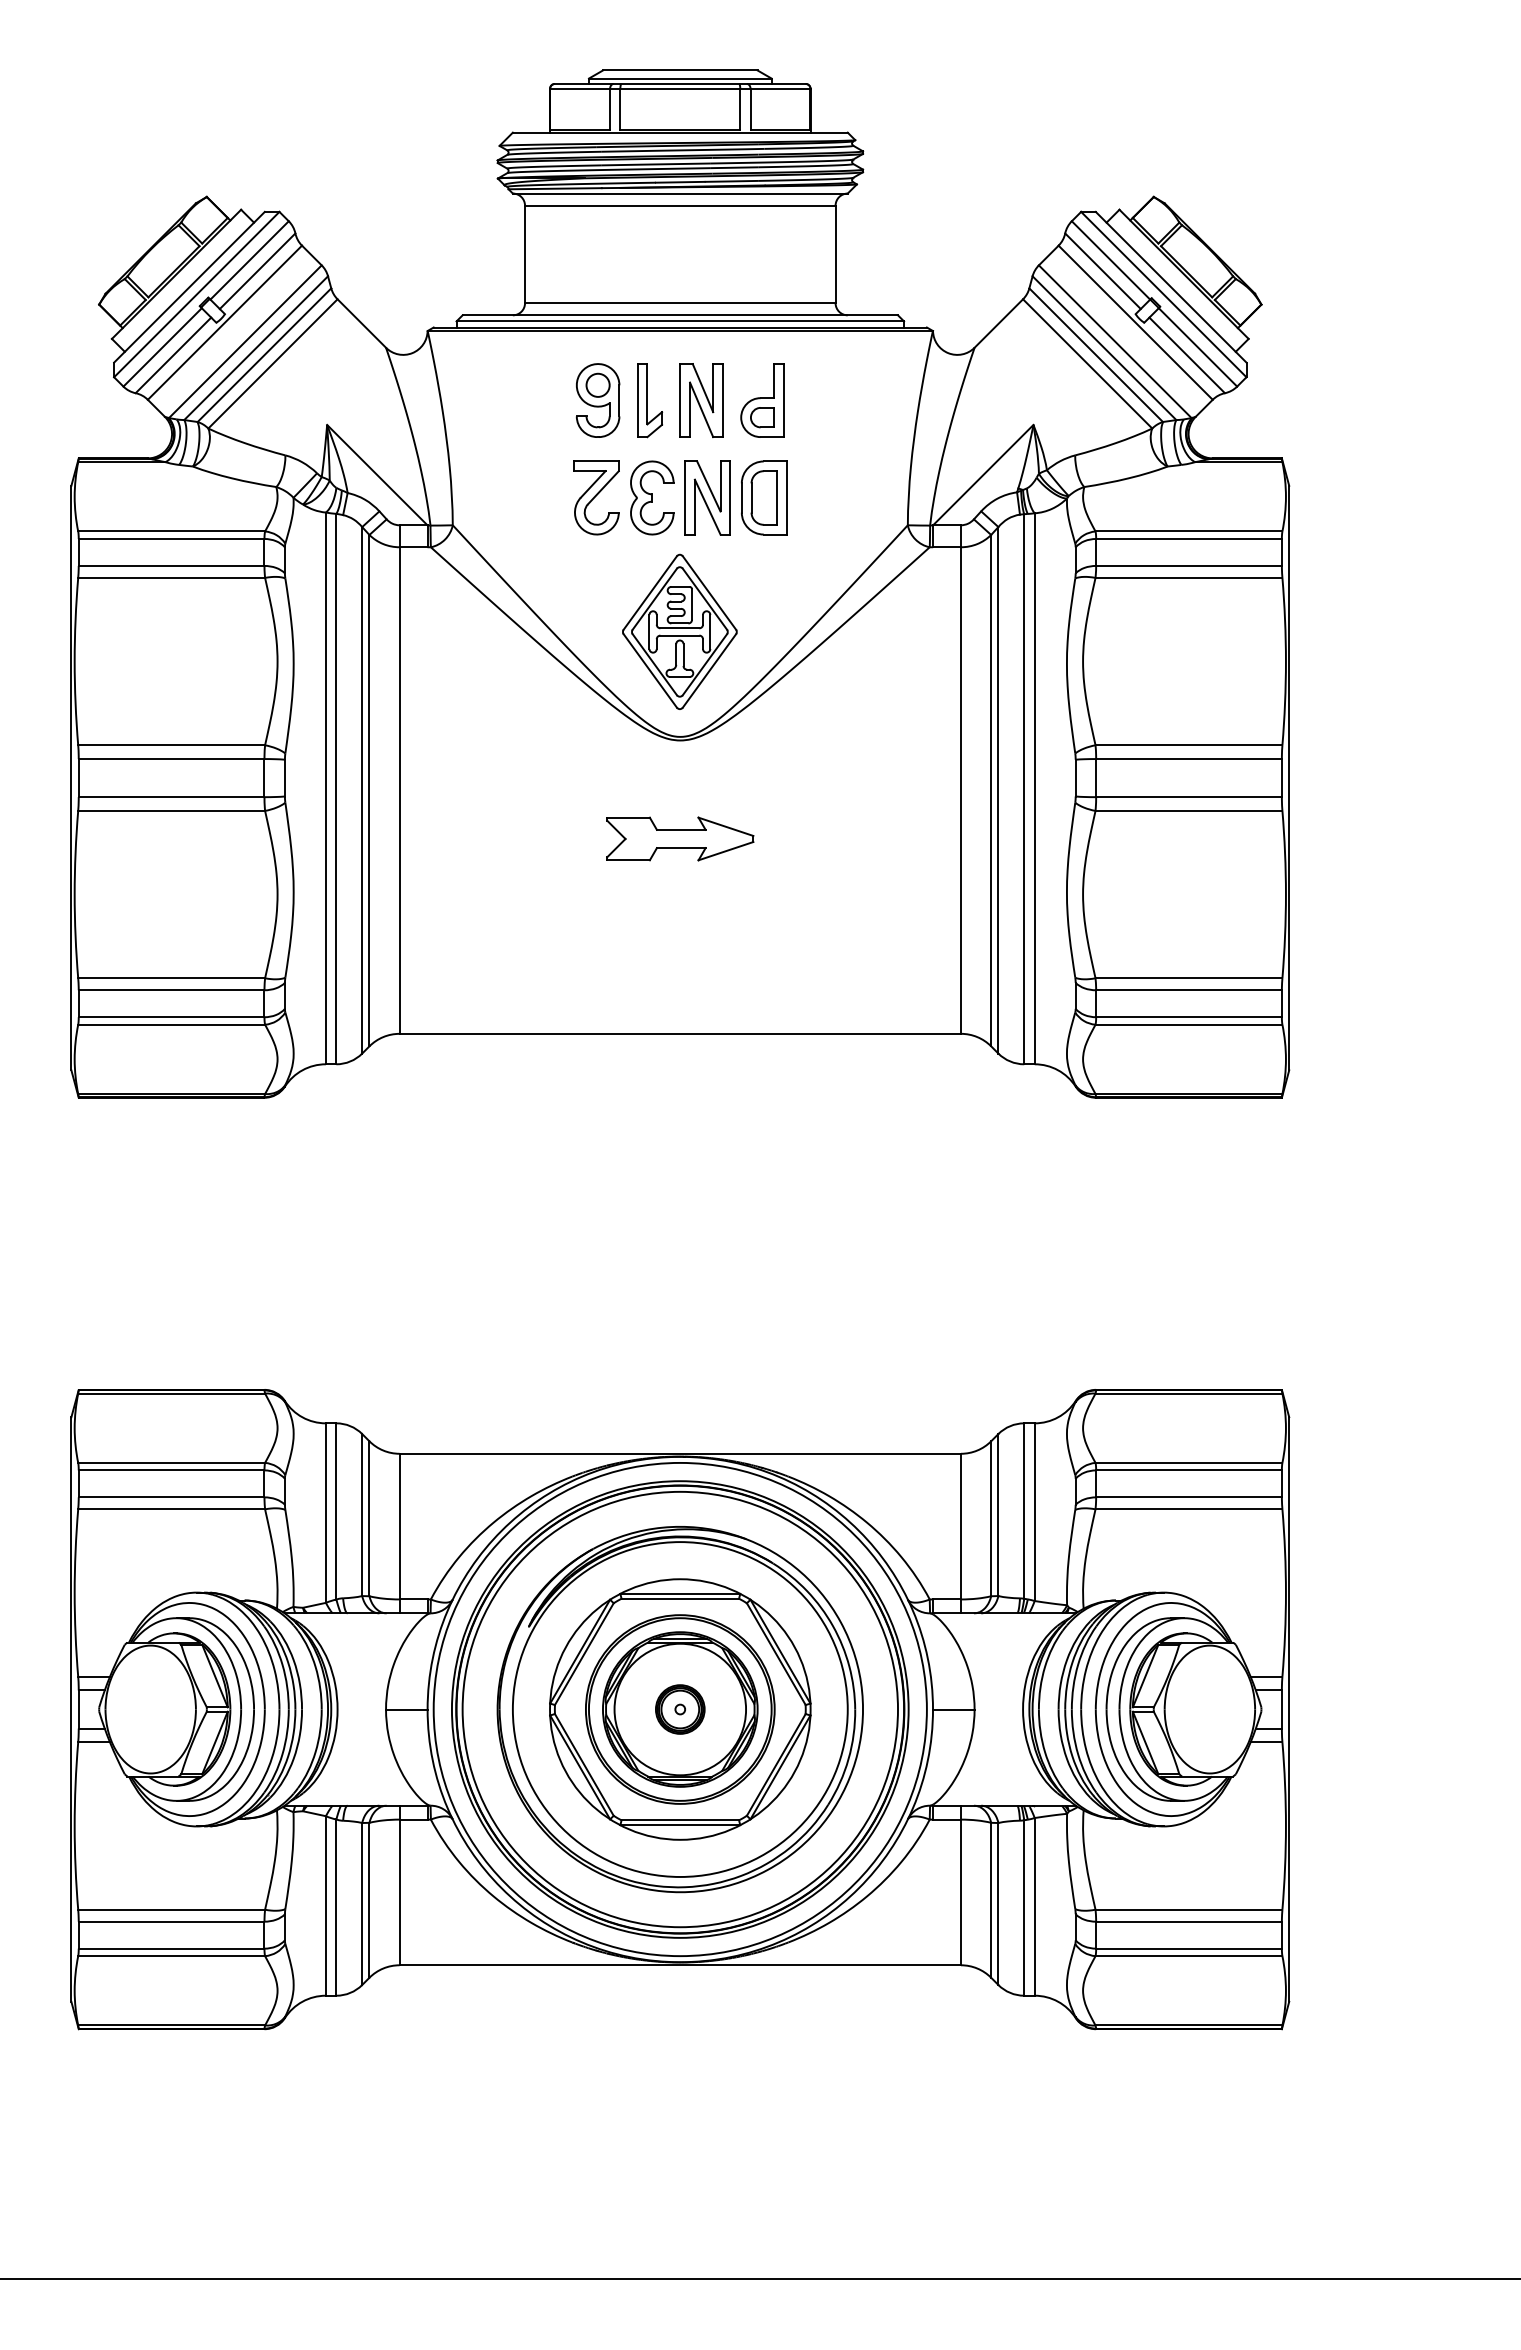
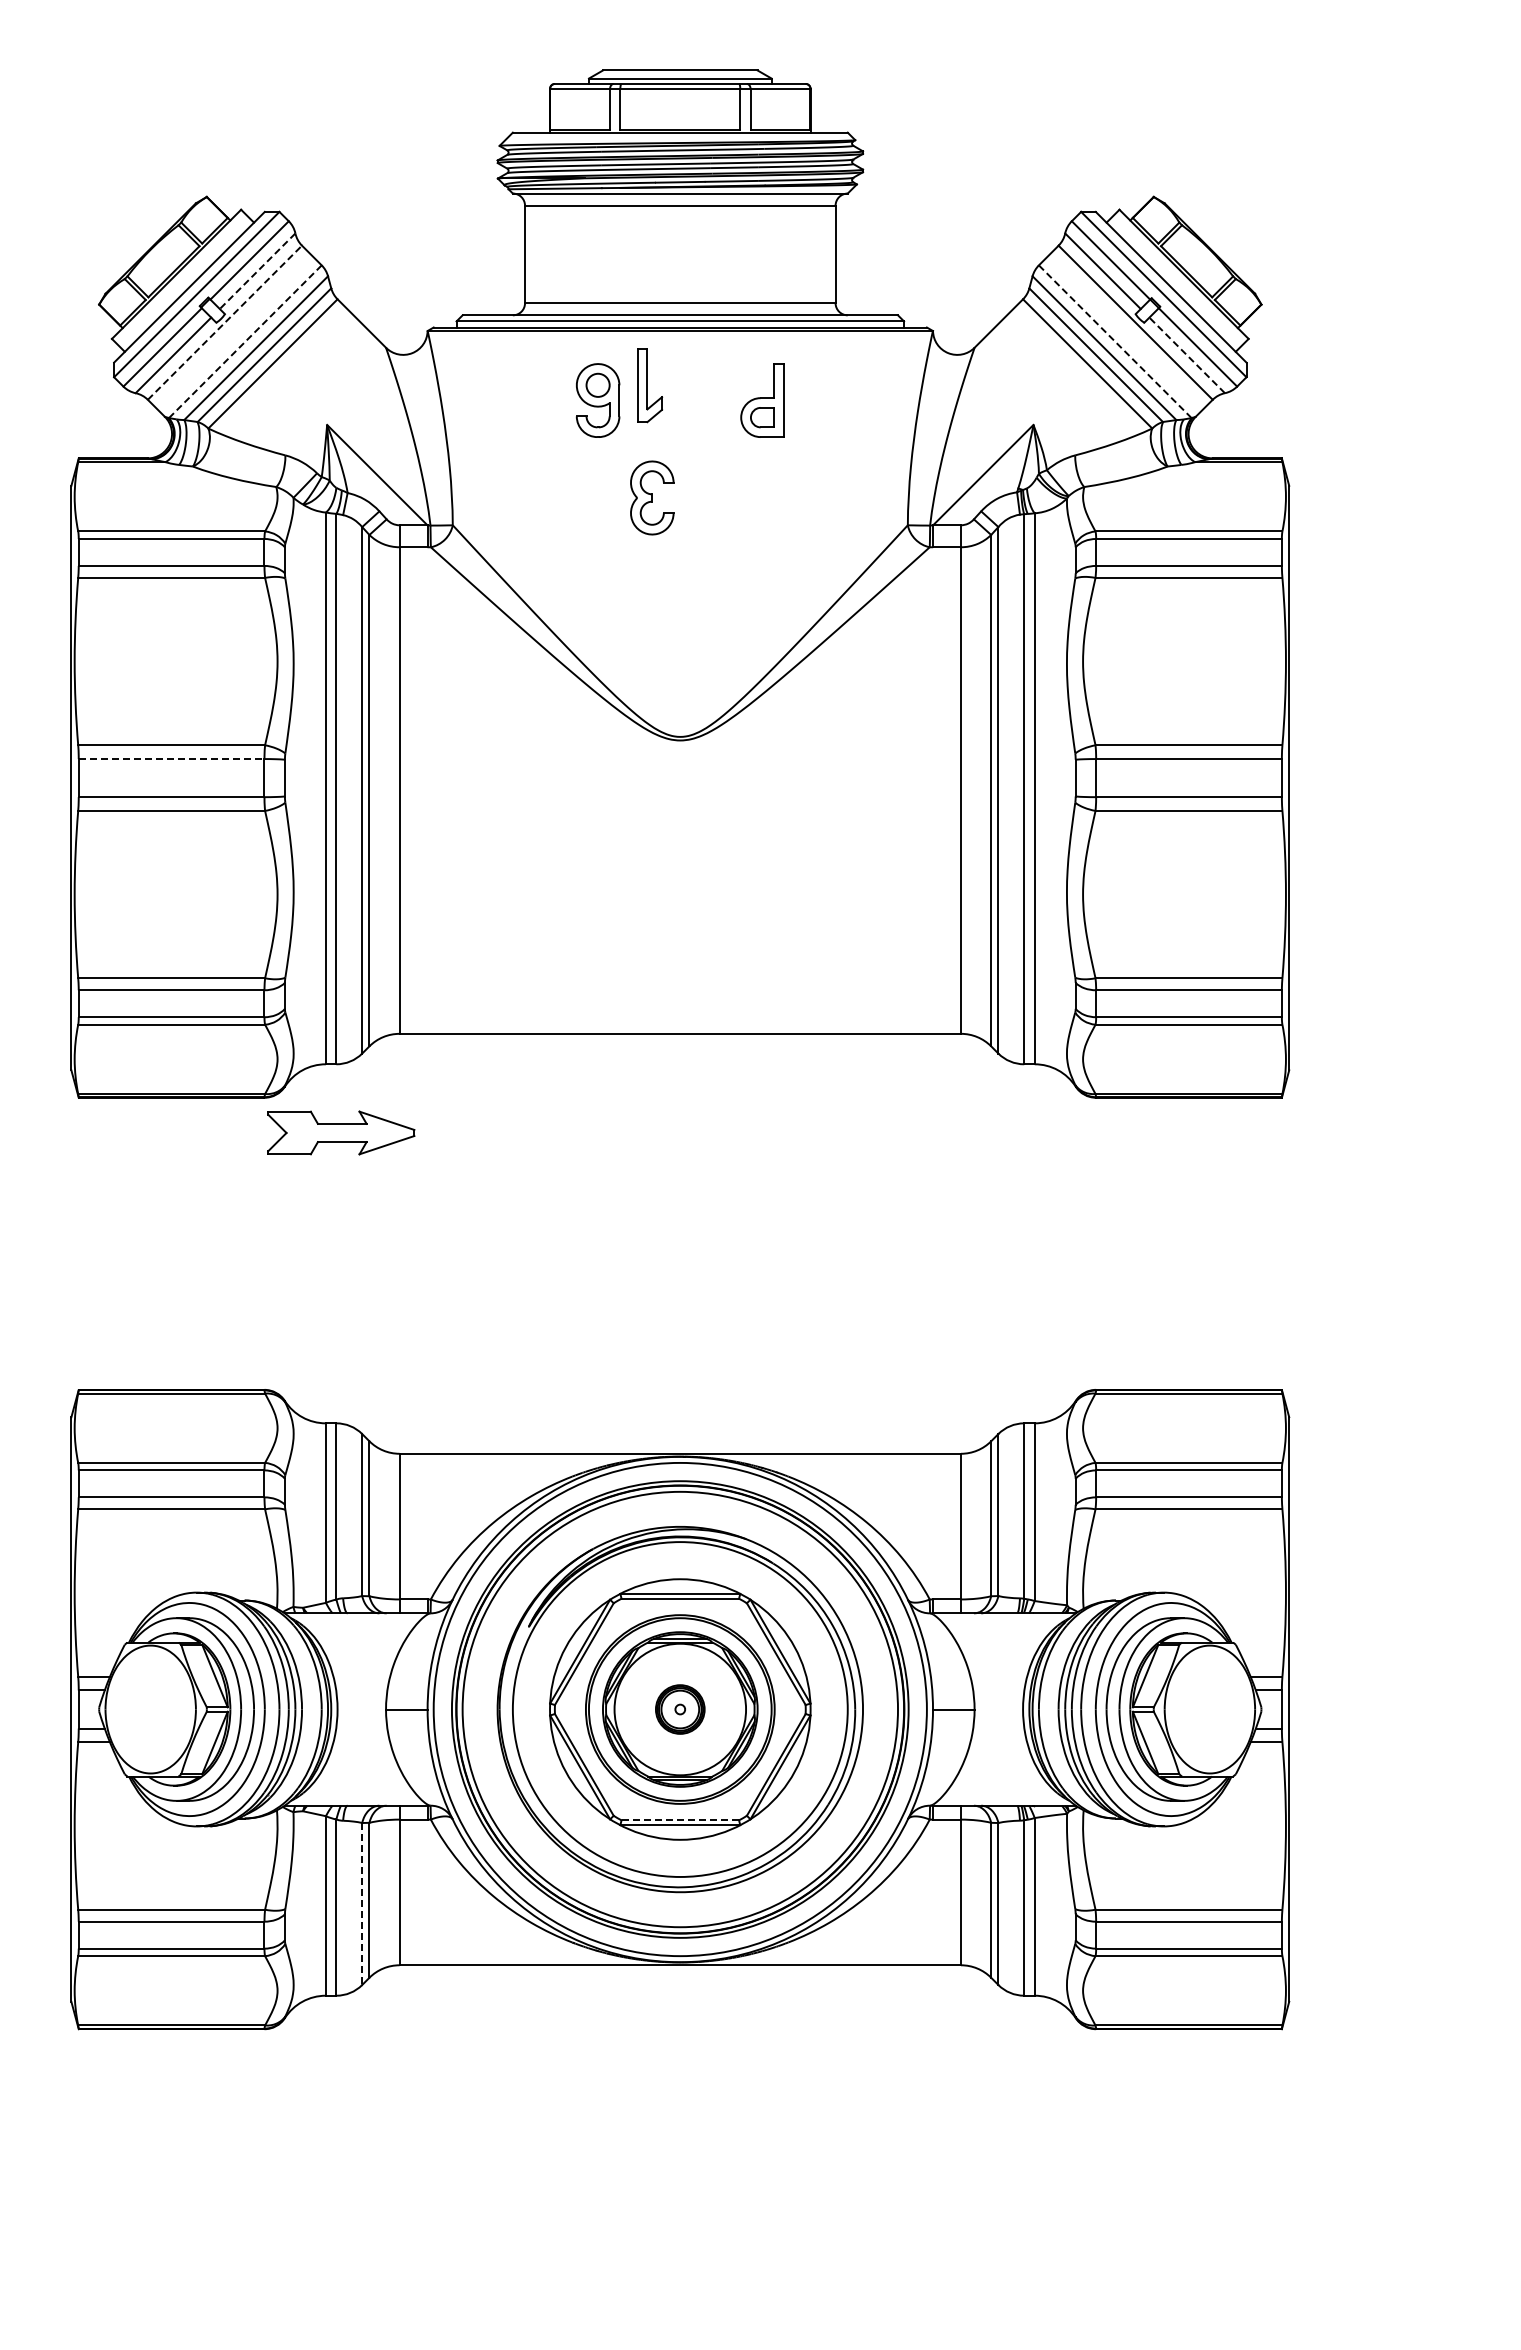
line: solid -> dashed (257, 271)
line: solid -> dashed (224, 322)
line: solid -> dashed (1114, 341)
line: solid -> dashed (244, 342)
line: solid -> dashed (1186, 355)
part position: (650, 400) -> (650, 385) (650, 385)
part: present -> none (701, 400)
part: present -> none (596, 497)
part: present -> none (707, 497)
part: present -> none (764, 497)
part: present -> none (679, 631)
line: solid -> dashed (171, 759)
part position: (680, 838) -> (341, 1132) (341, 1132)
line: solid -> dashed (680, 1820)
line: solid -> dashed (362, 1904)
line: present -> none (759, 2279)
